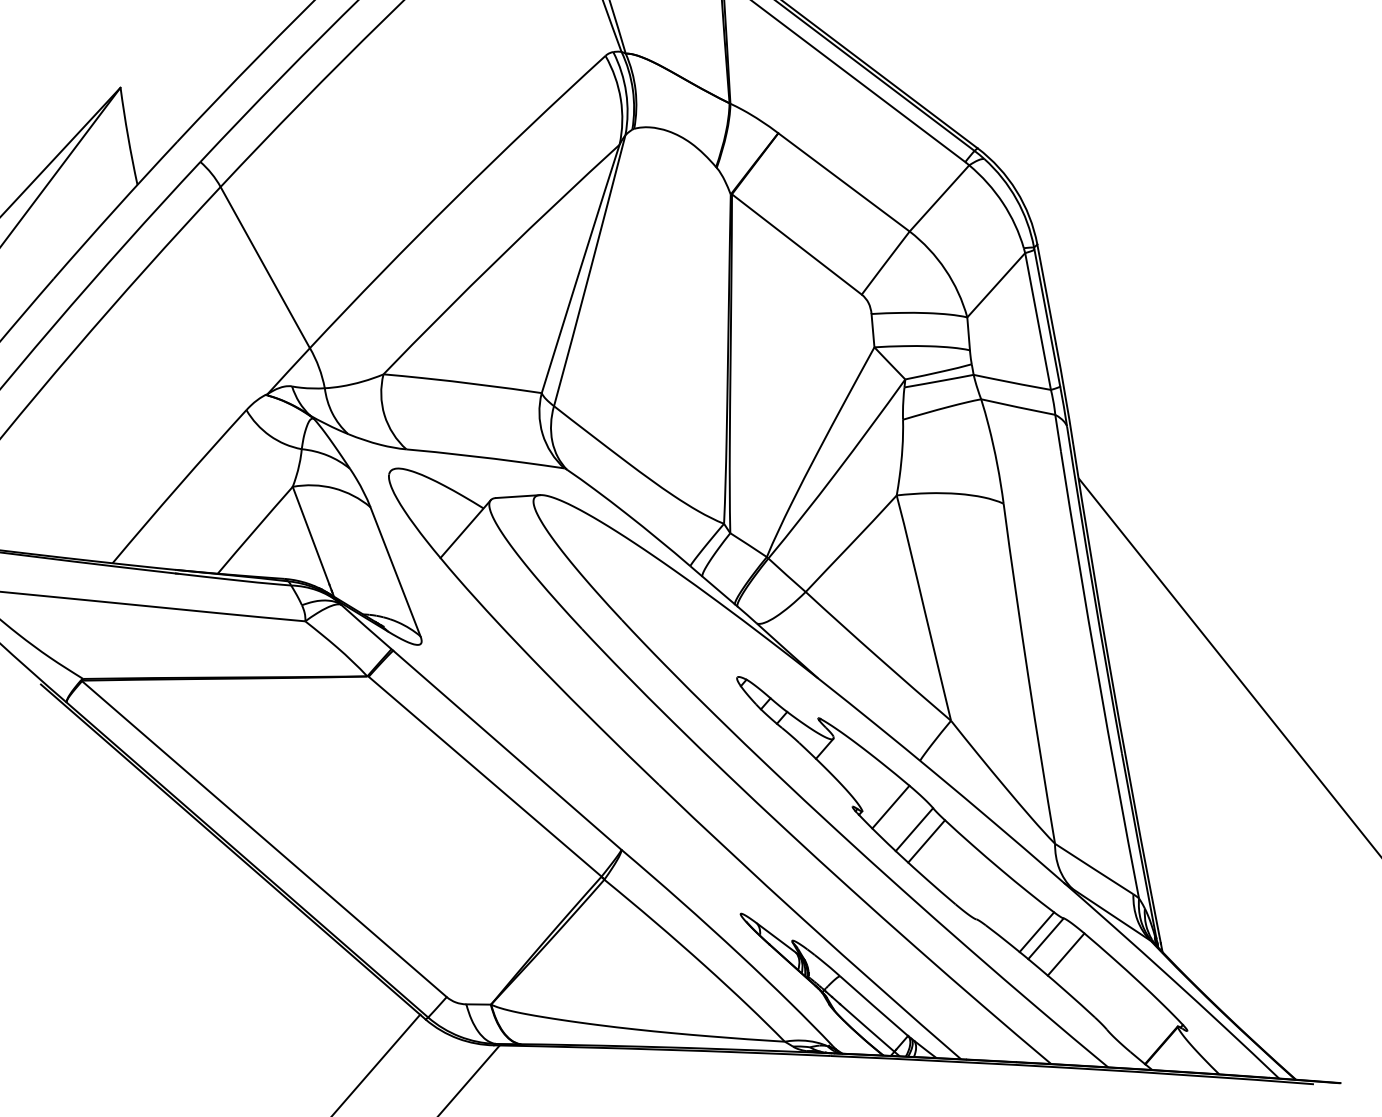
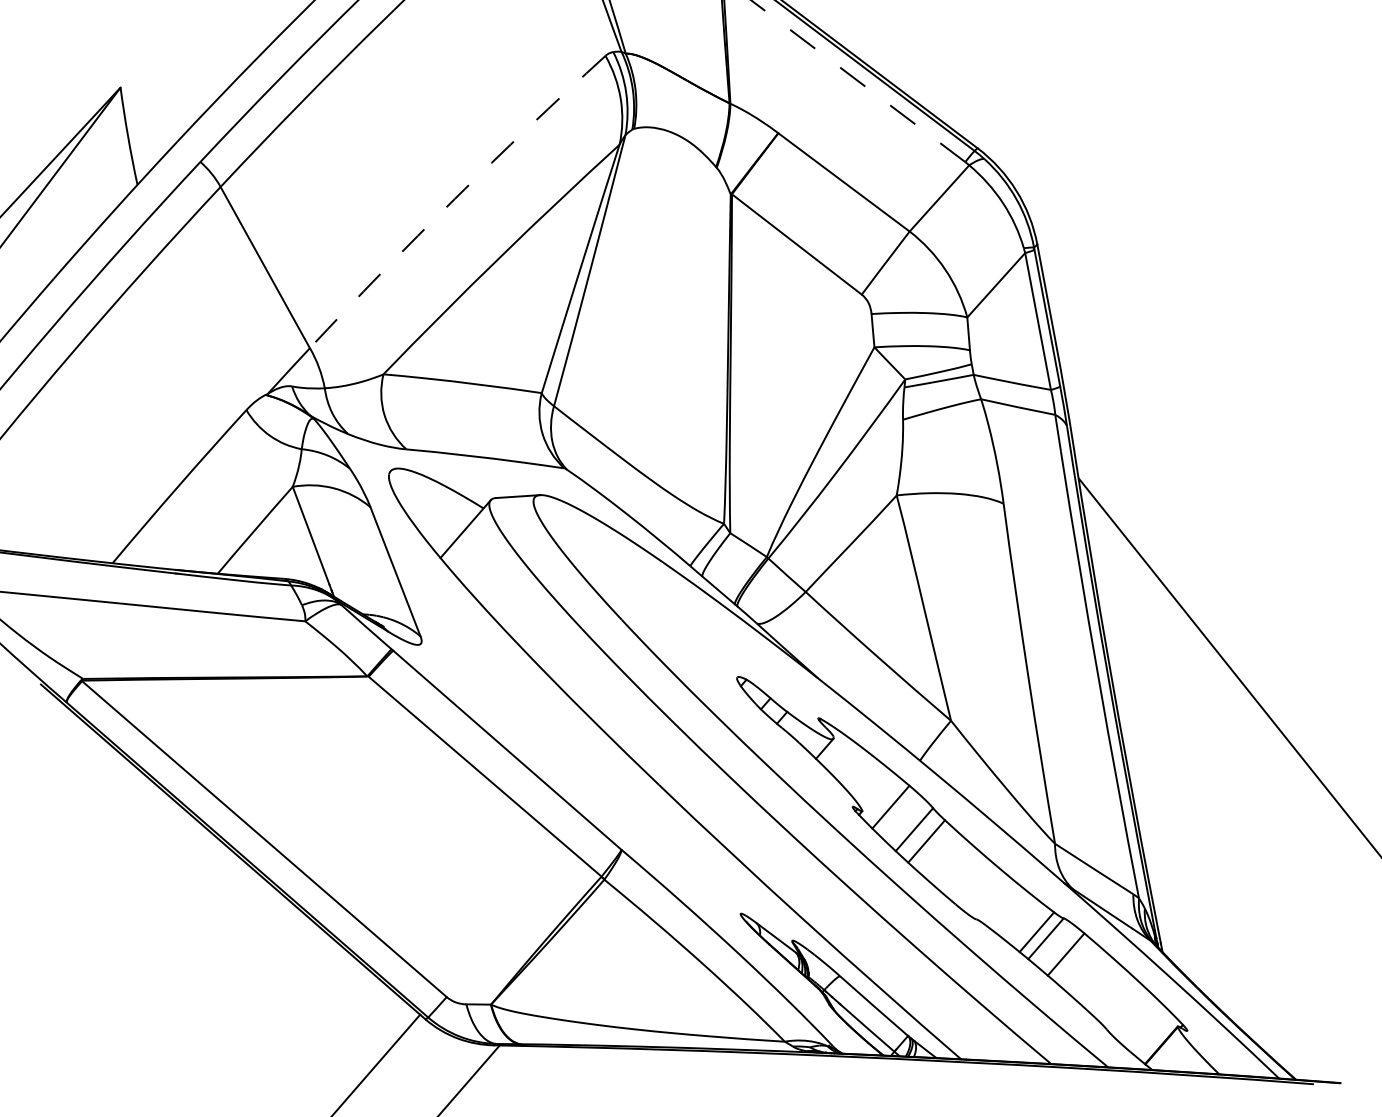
line: solid -> dashed (857, 80)
arc: solid -> dashed (454, 199)
